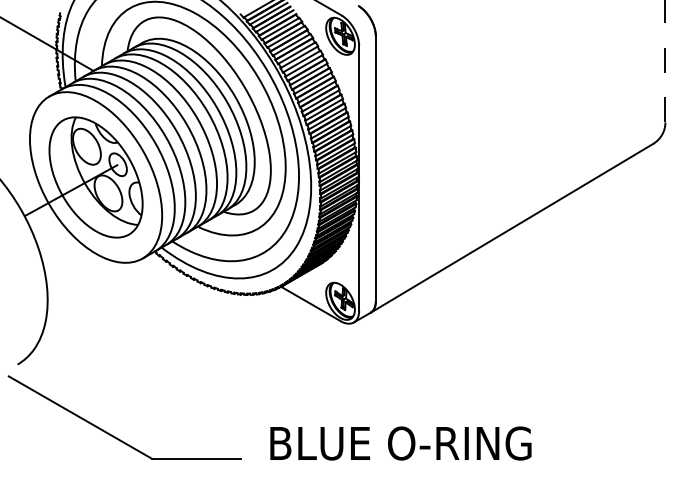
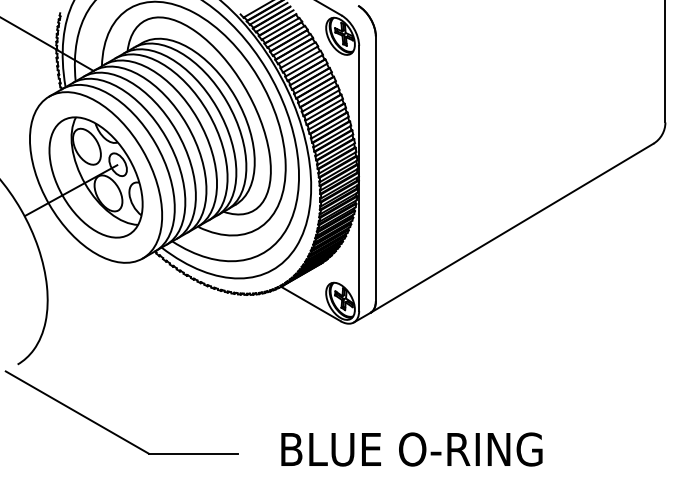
line: dashed -> solid (665, 61)
part position: (115, 436) -> (112, 431) (112, 431)
text position: (400, 443) -> (411, 449) (411, 449)
